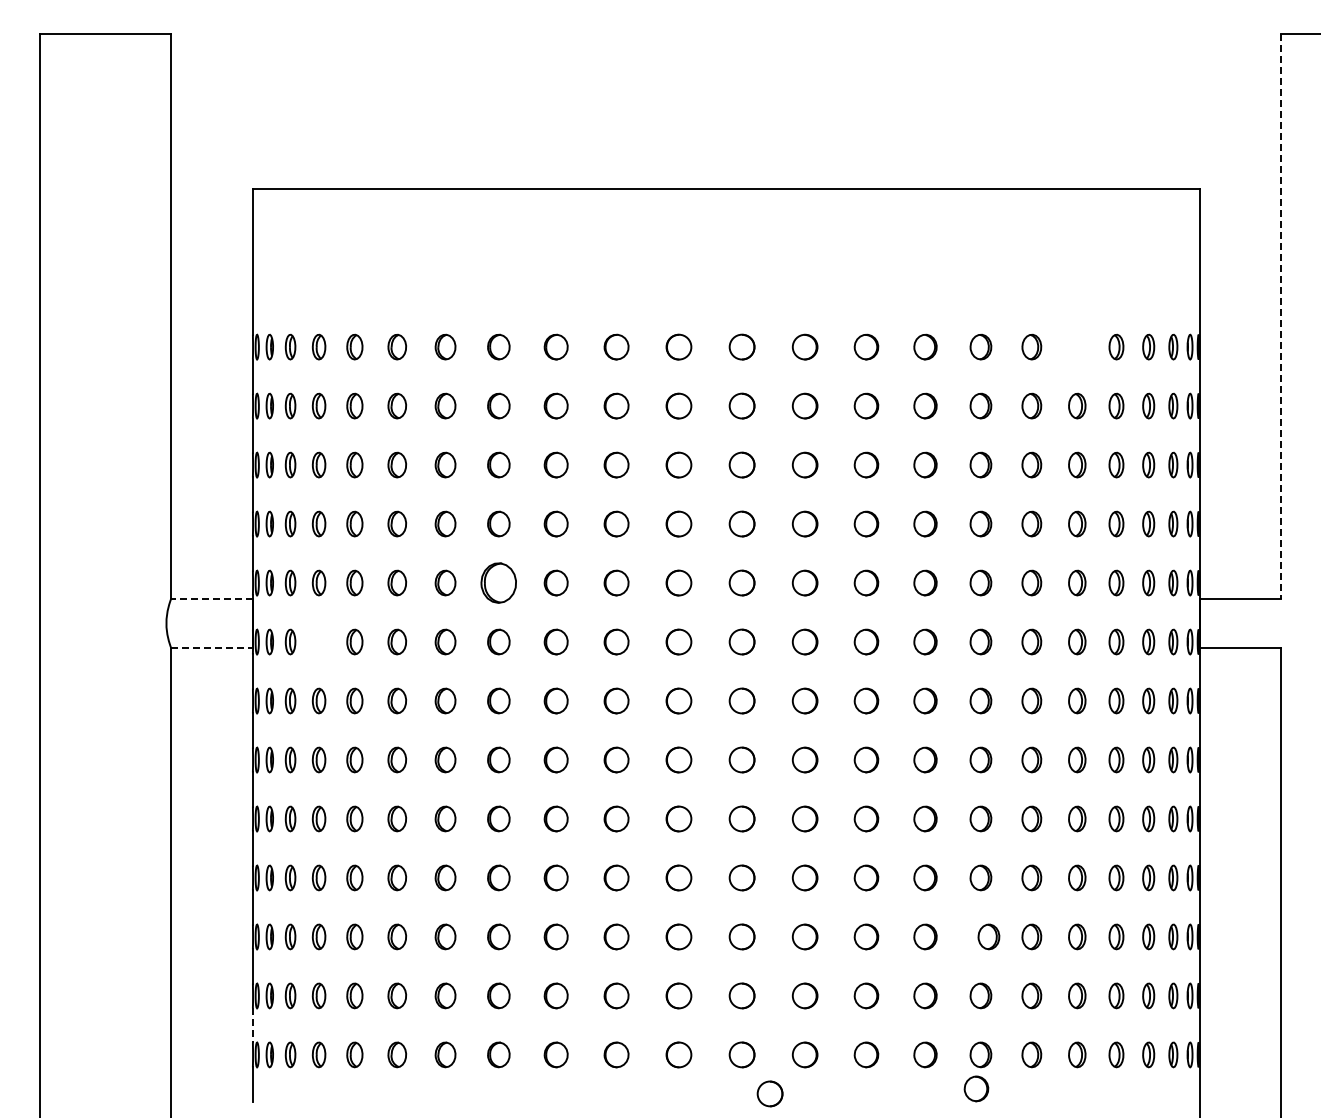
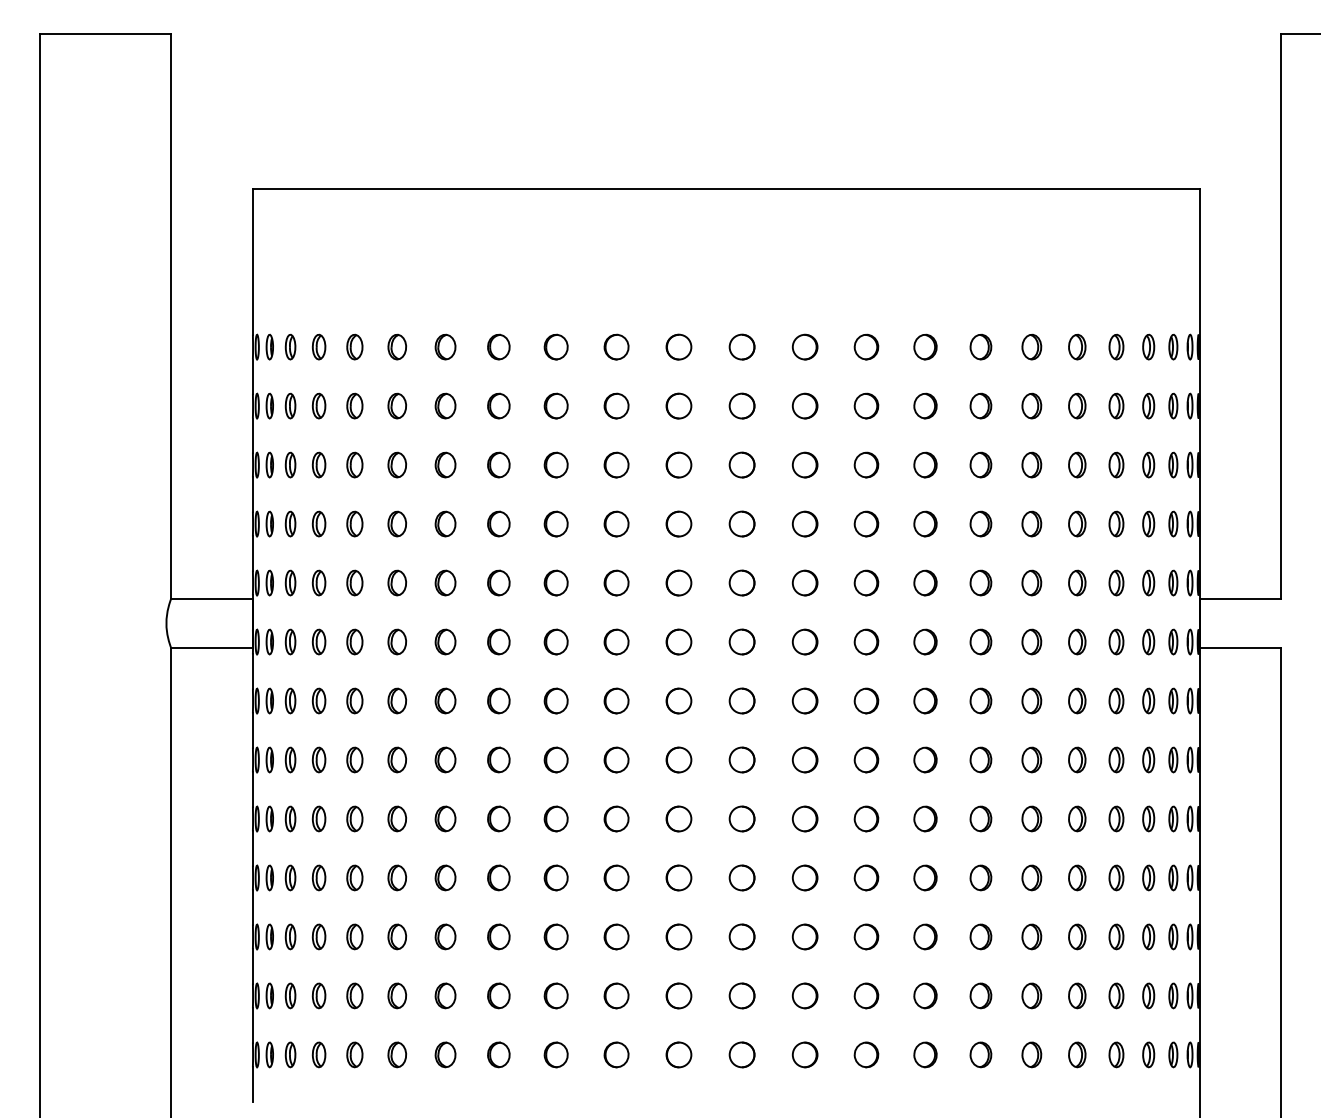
line: dashed -> solid (1281, 316)
part: none -> present (1077, 346)
part size: 37x42 px -> 24x28 px (498, 582)
line: dashed -> solid (211, 598)
part: none -> present (318, 641)
line: dashed -> solid (211, 648)
part position: (988, 936) -> (980, 936) (980, 936)
line: dashed -> solid (252, 1025)
part: present -> none (976, 1088)
part: present -> none (769, 1093)
